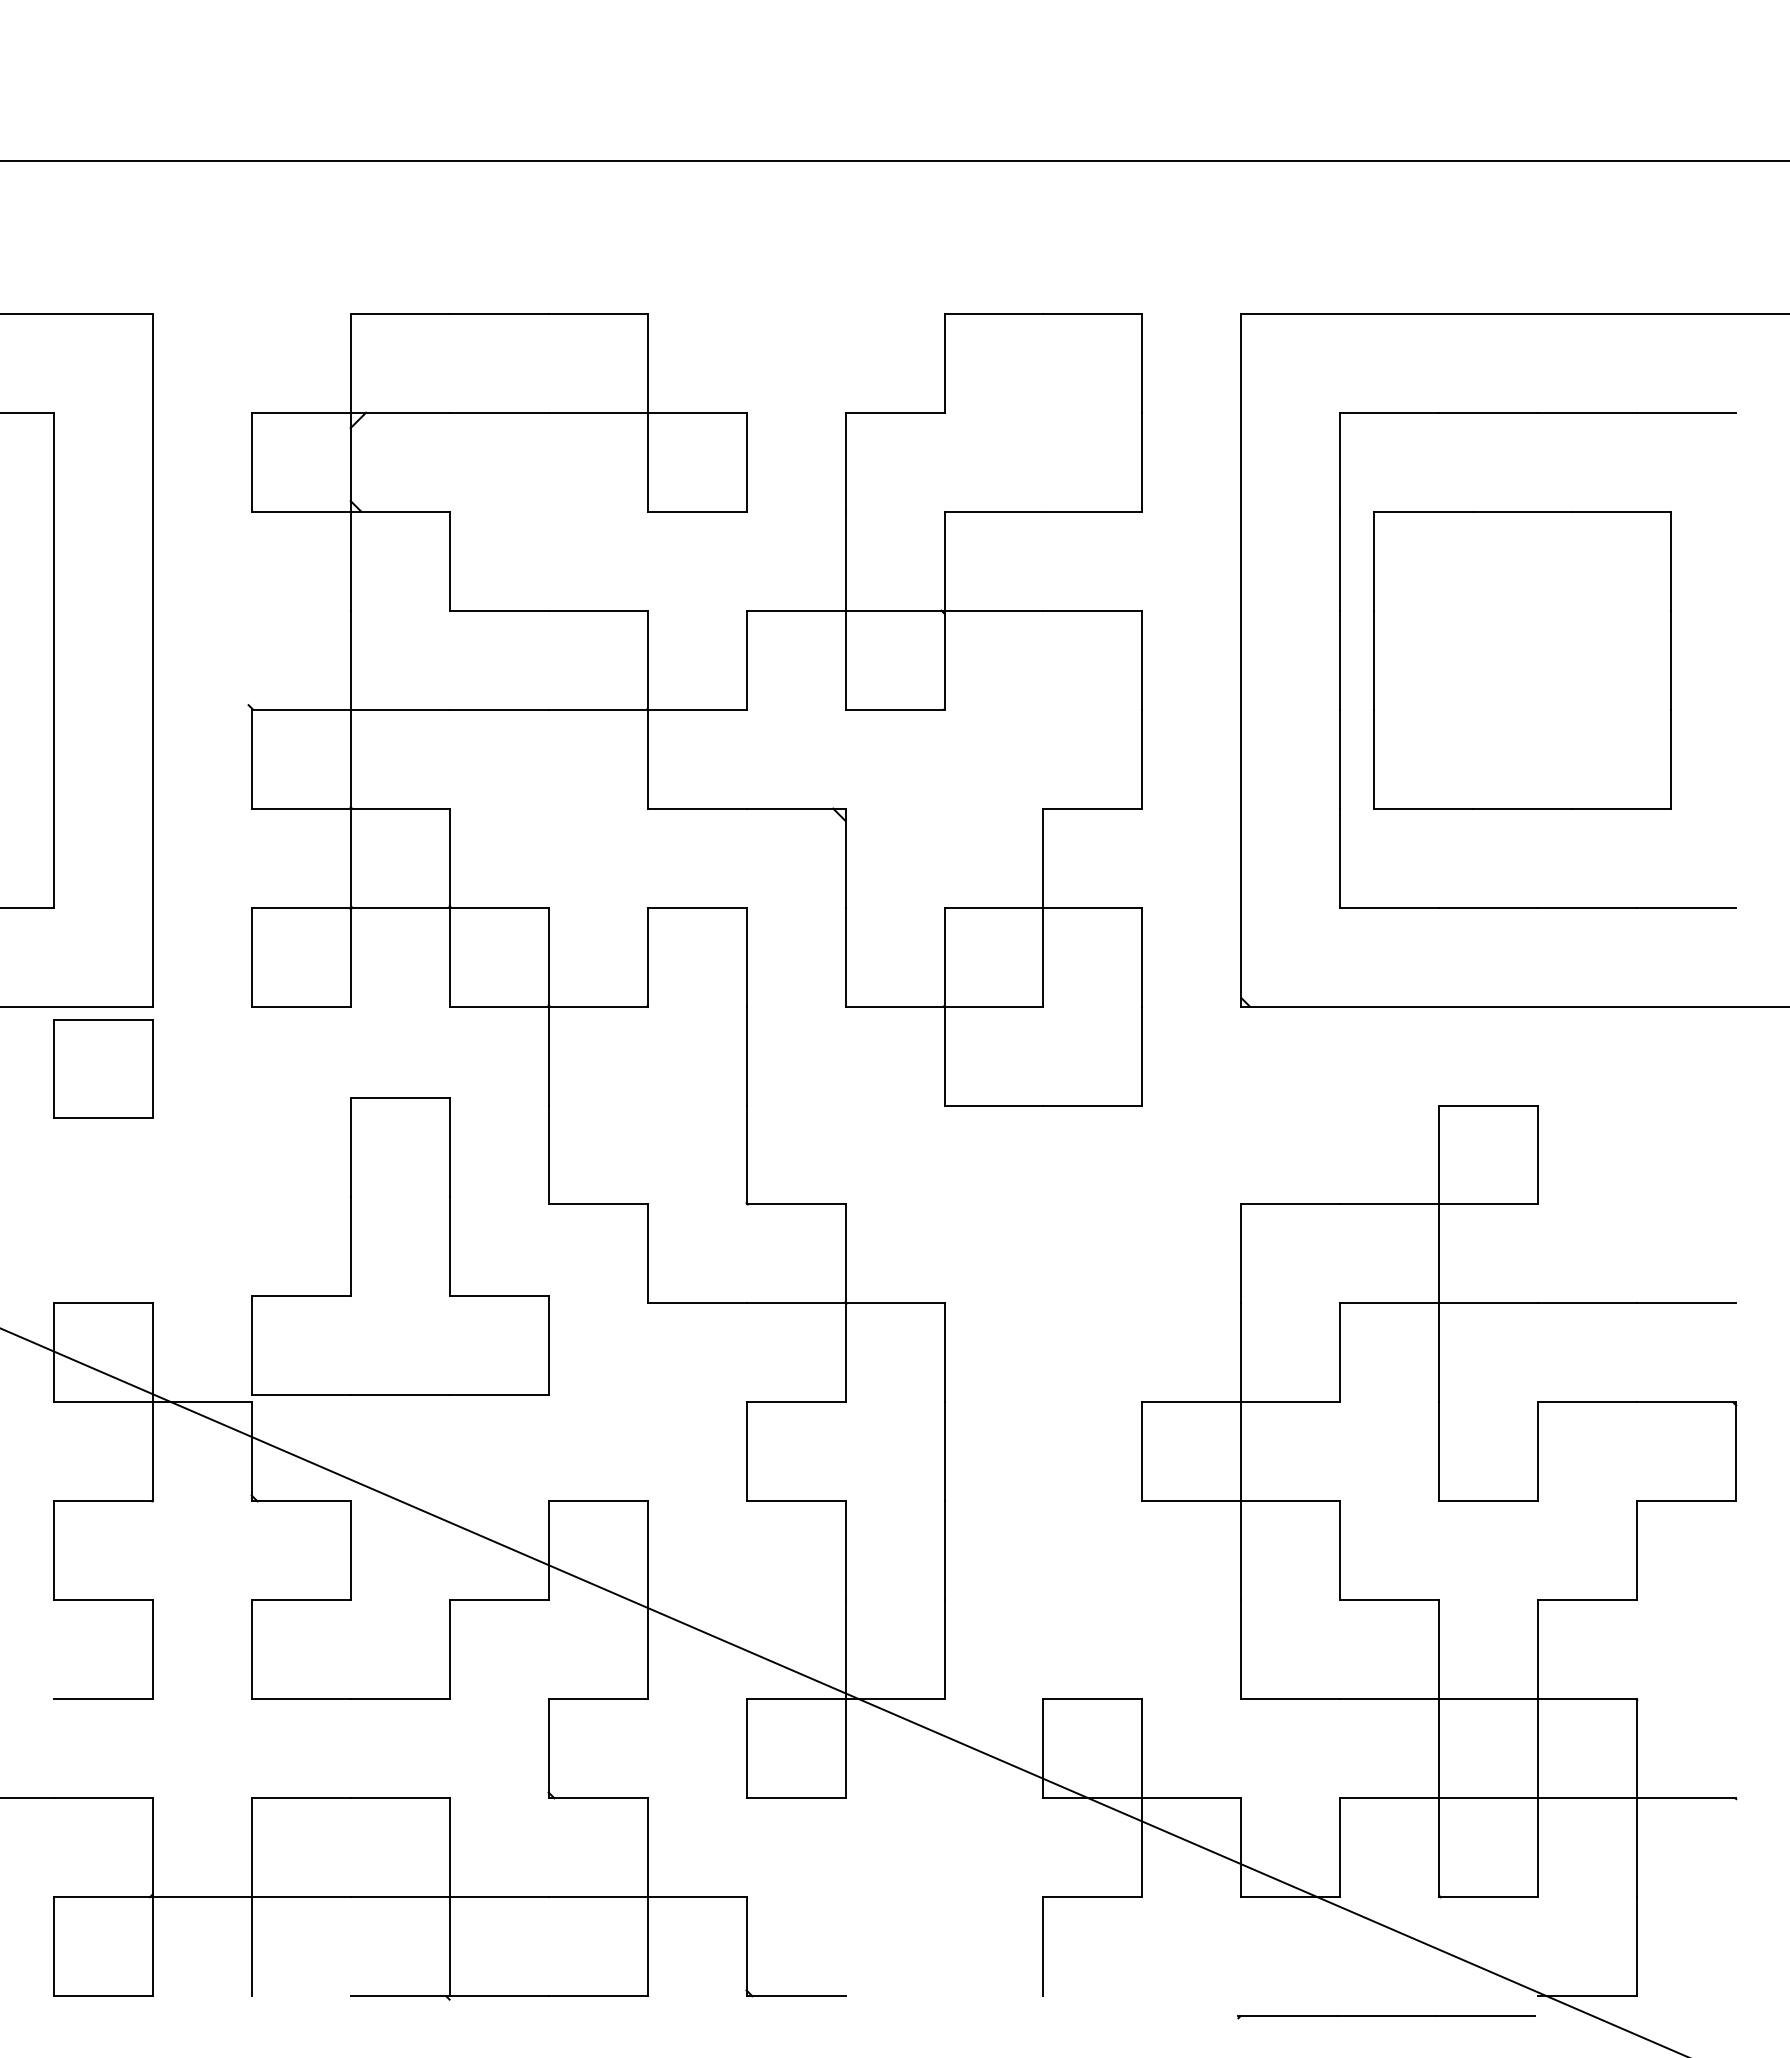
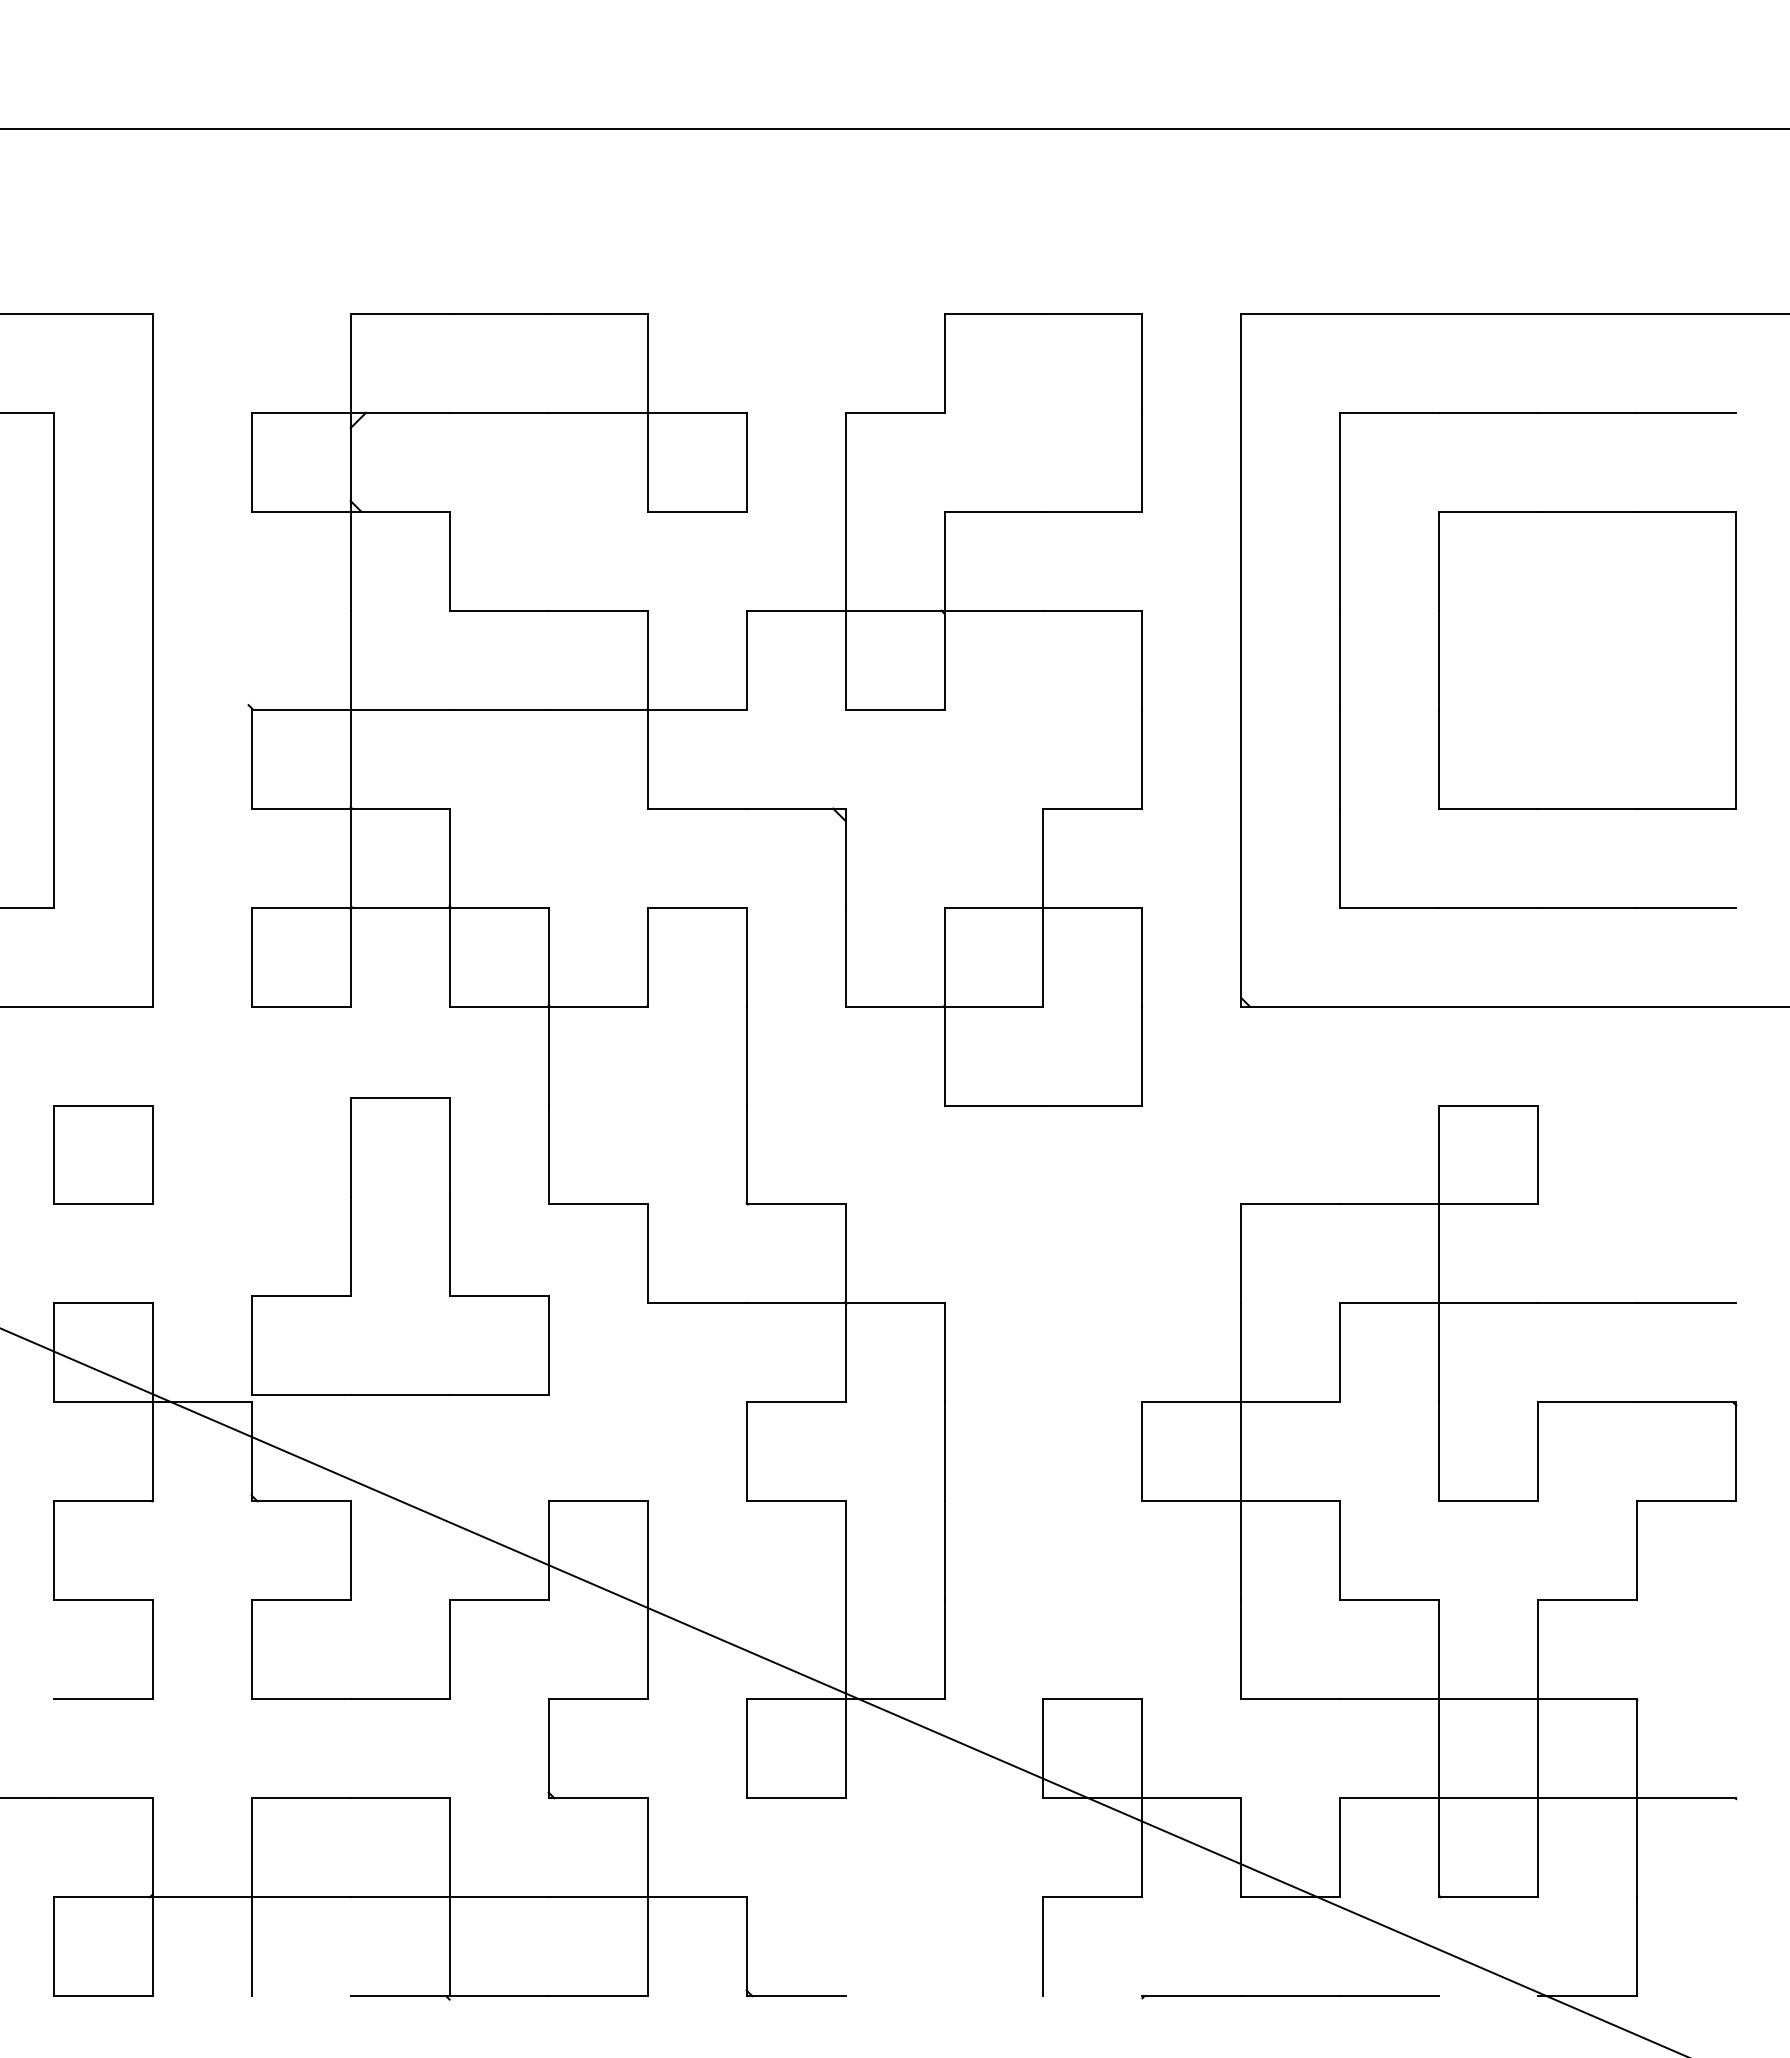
line position: (894, 160) -> (894, 128) (894, 128)
part position: (1522, 660) -> (1587, 660) (1587, 660)
part position: (103, 1068) -> (103, 1154) (103, 1154)
part position: (1386, 2017) -> (1290, 1997) (1290, 1997)
